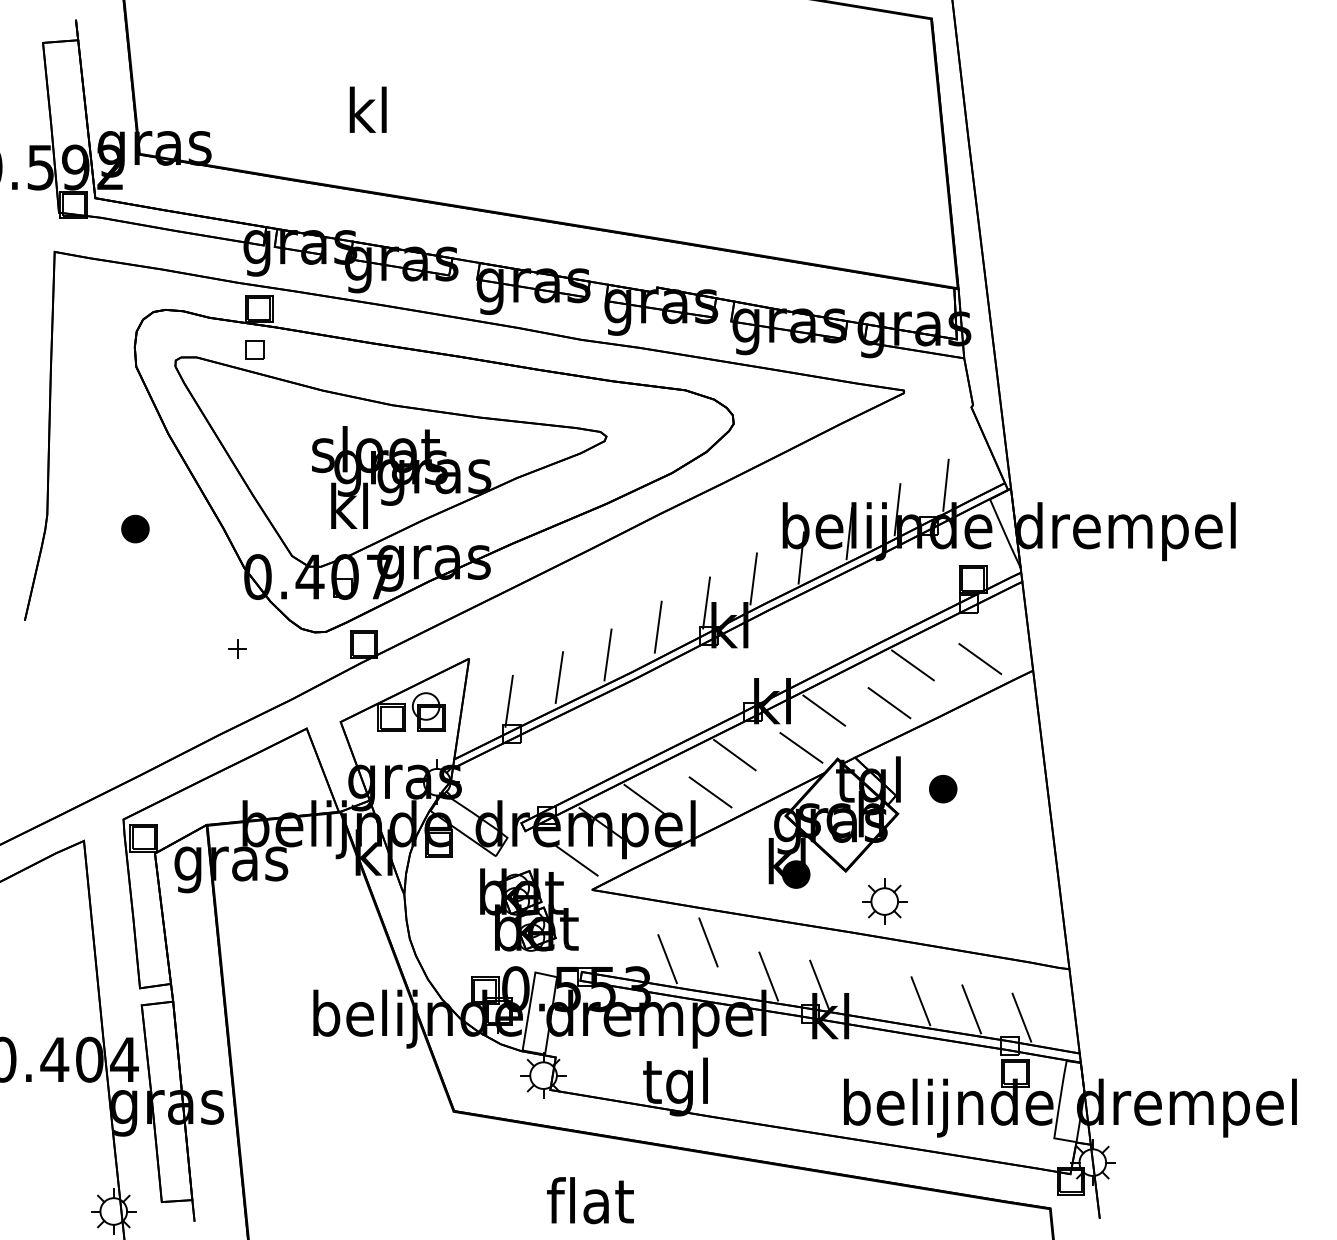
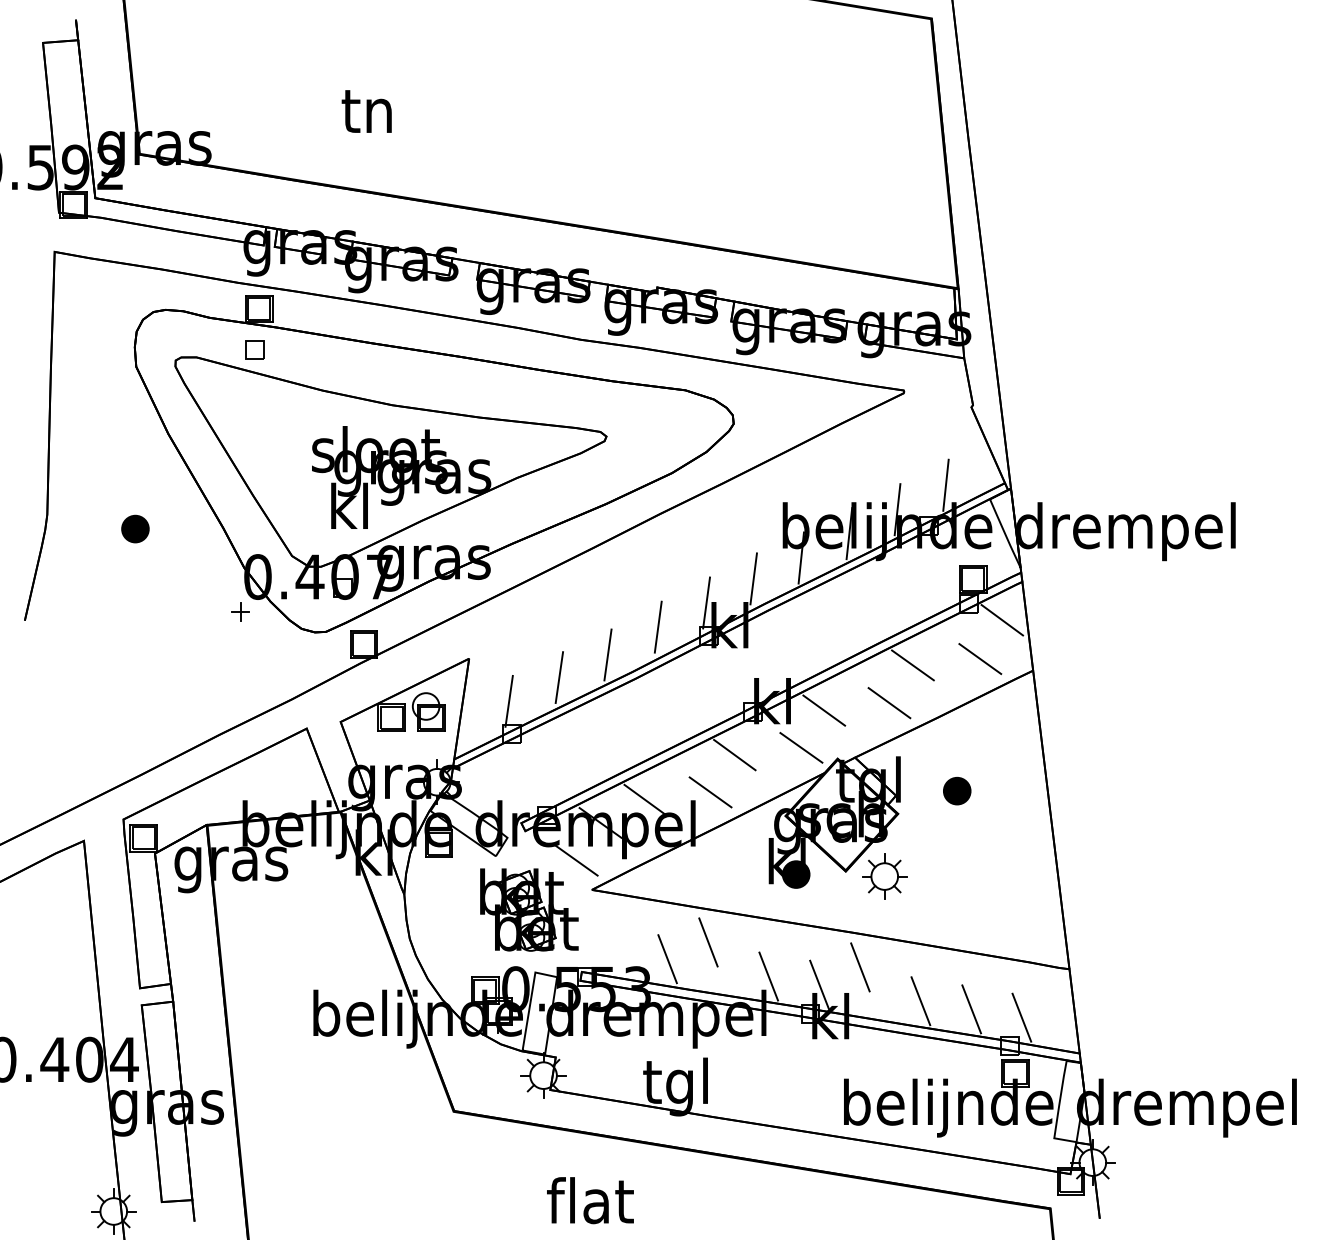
text: kl -> tn (366, 109)
line: none -> present (1002, 620)
part position: (237, 648) -> (240, 611) (240, 611)
part position: (943, 788) -> (957, 790) (957, 790)
part position: (884, 901) -> (884, 876) (884, 876)
line: none -> present (860, 967)
